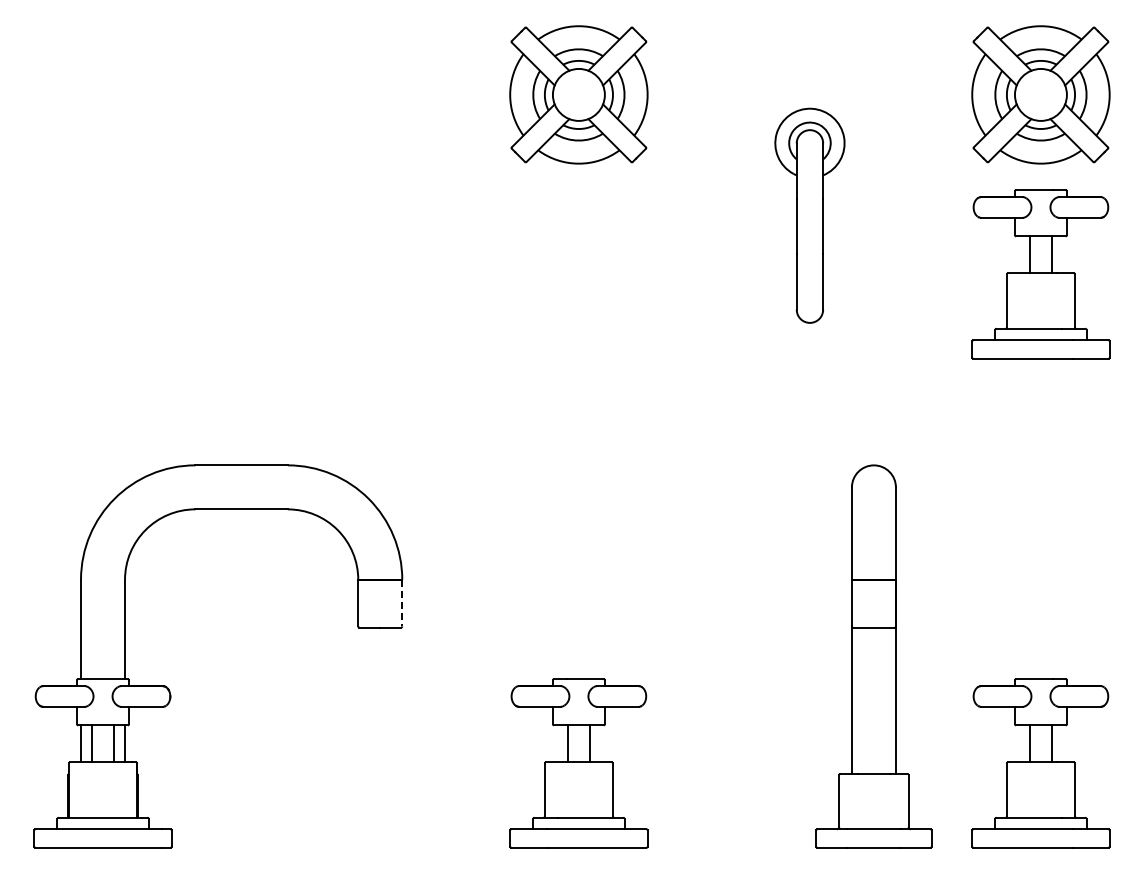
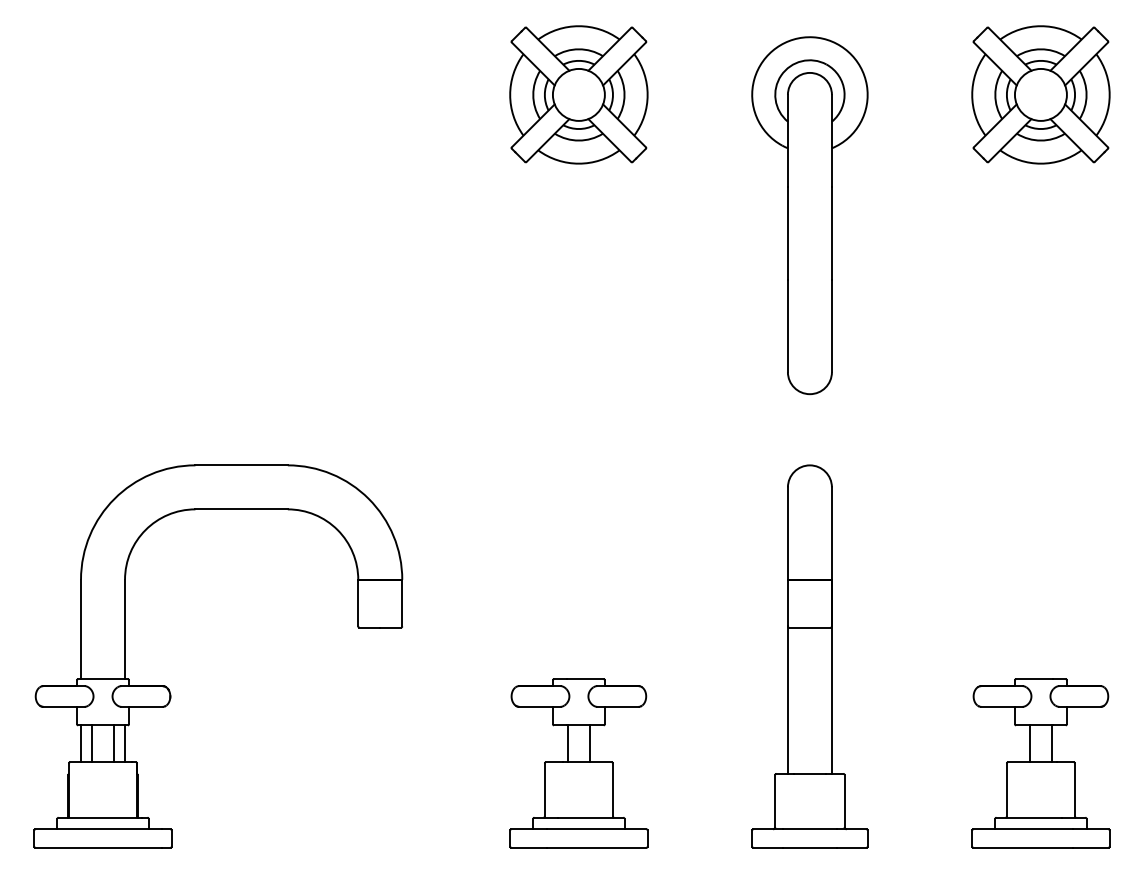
part size: 72x217 px -> 118x360 px (809, 215)
part: present -> none (1040, 274)
line: dashed -> solid (402, 603)
part position: (873, 656) -> (809, 656) (809, 656)
